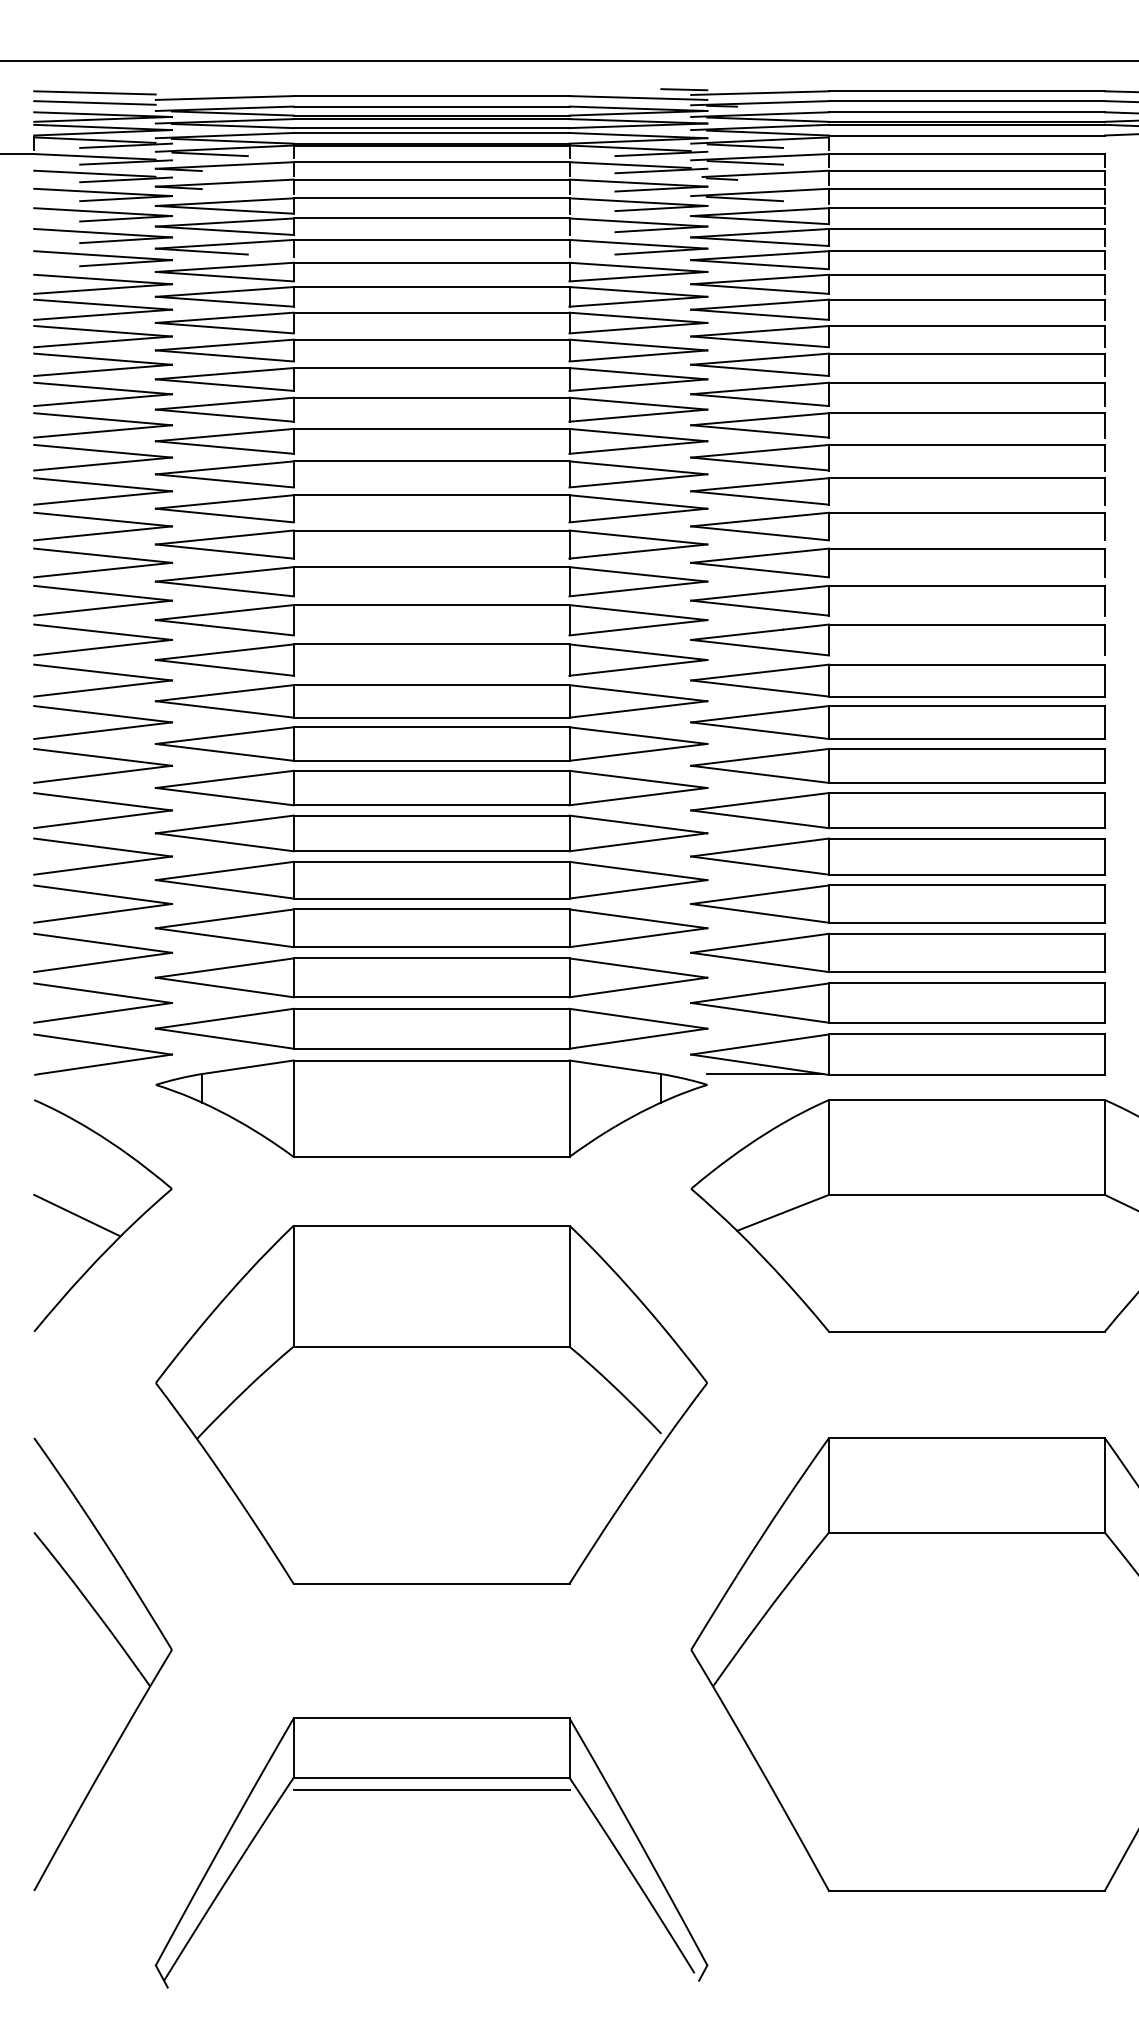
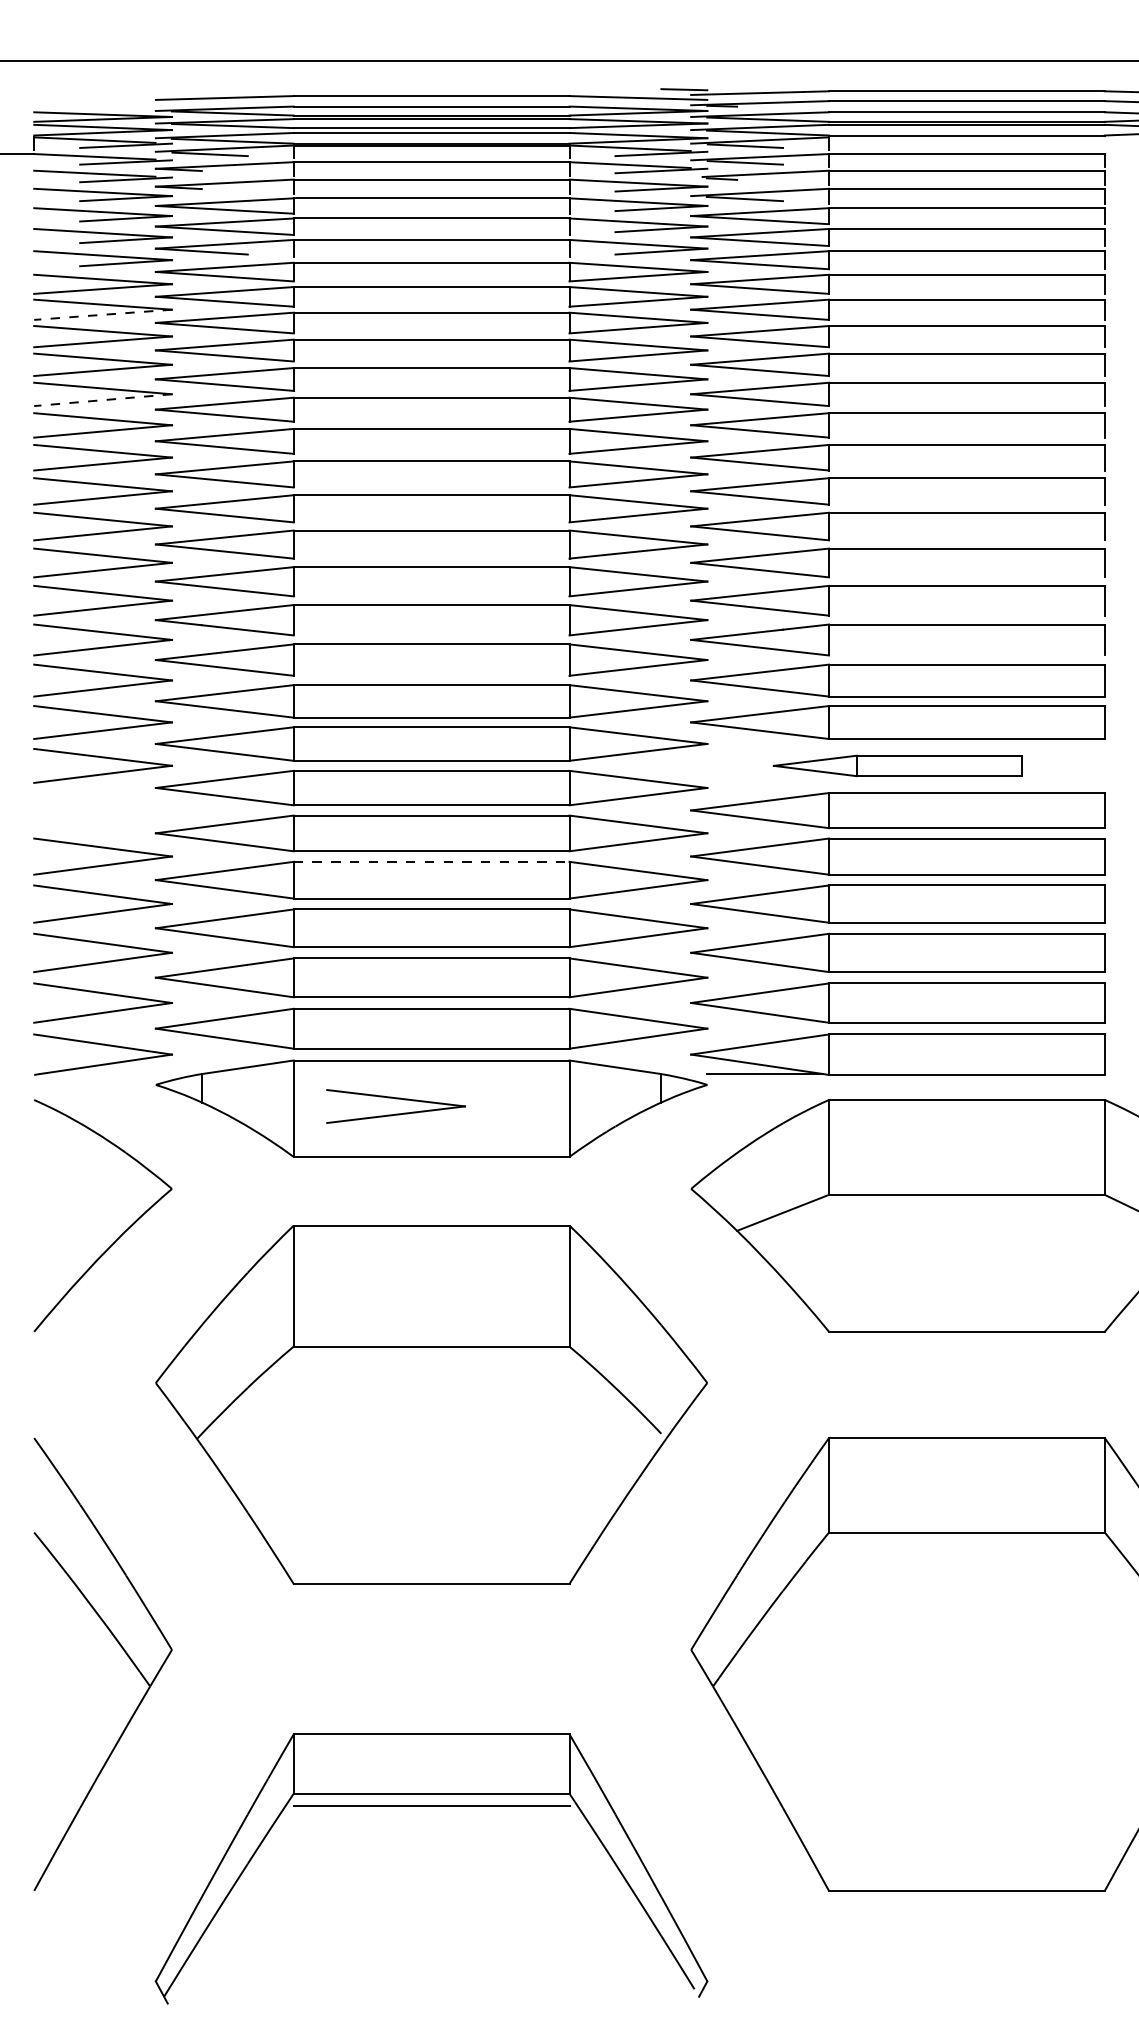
line: present -> none (94, 92)
line: present -> none (94, 102)
line: solid -> dashed (102, 314)
line: solid -> dashed (102, 400)
part size: 416x36 px -> 251x23 px (897, 765)
part: present -> none (102, 802)
line: solid -> dashed (431, 861)
part: none -> present (395, 1099)
line: present -> none (77, 1215)
part position: (431, 1790) -> (431, 1806) (431, 1806)
